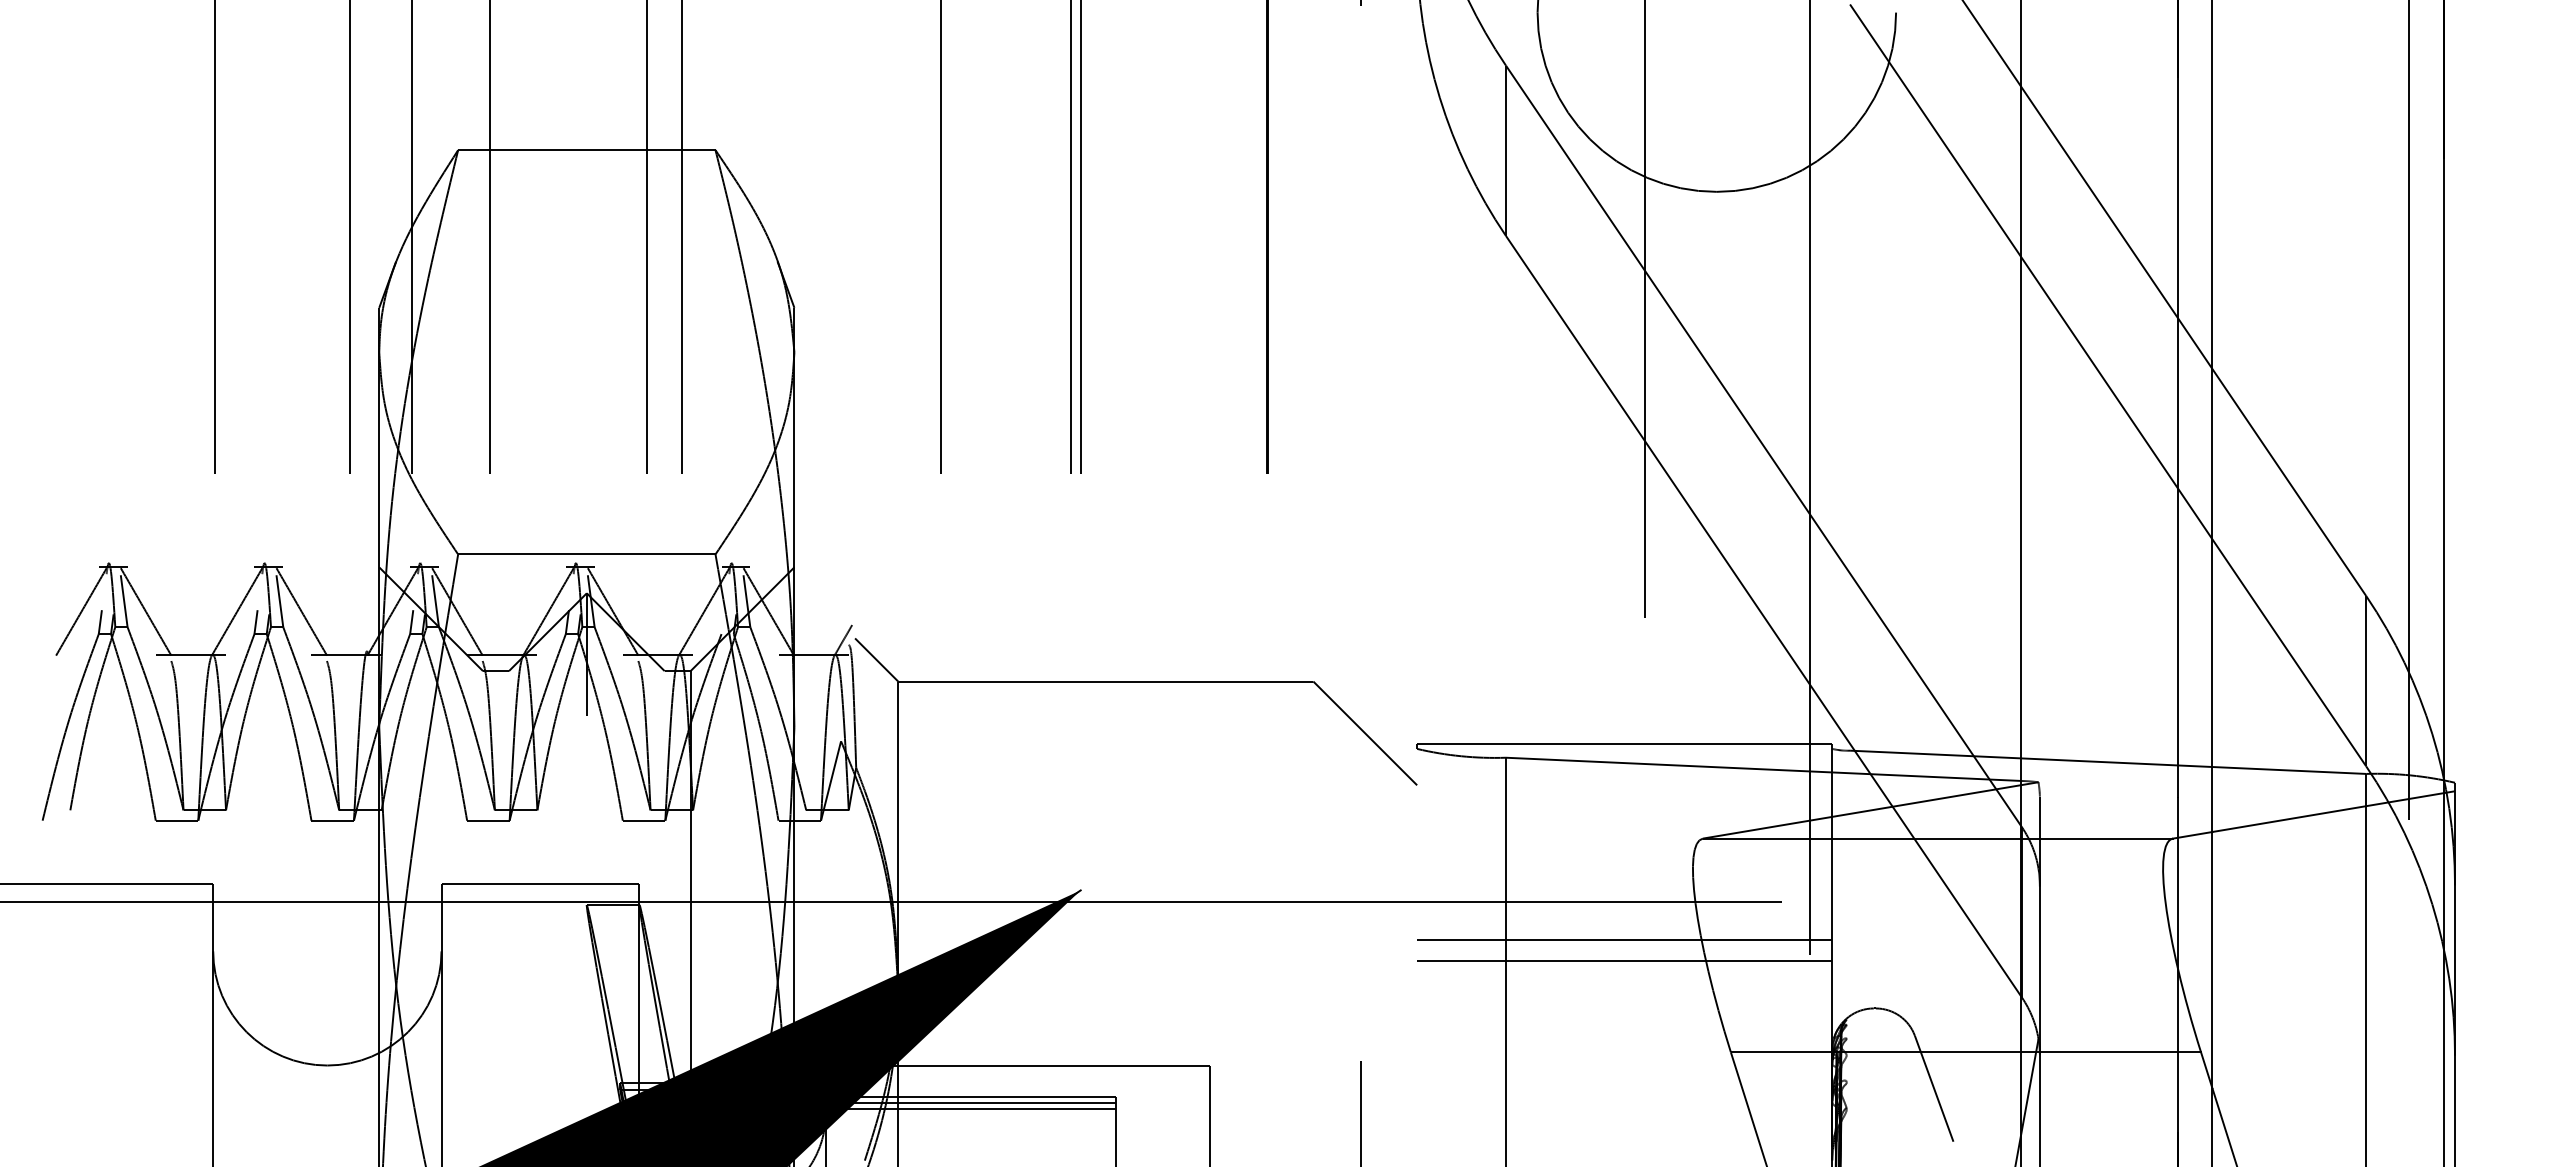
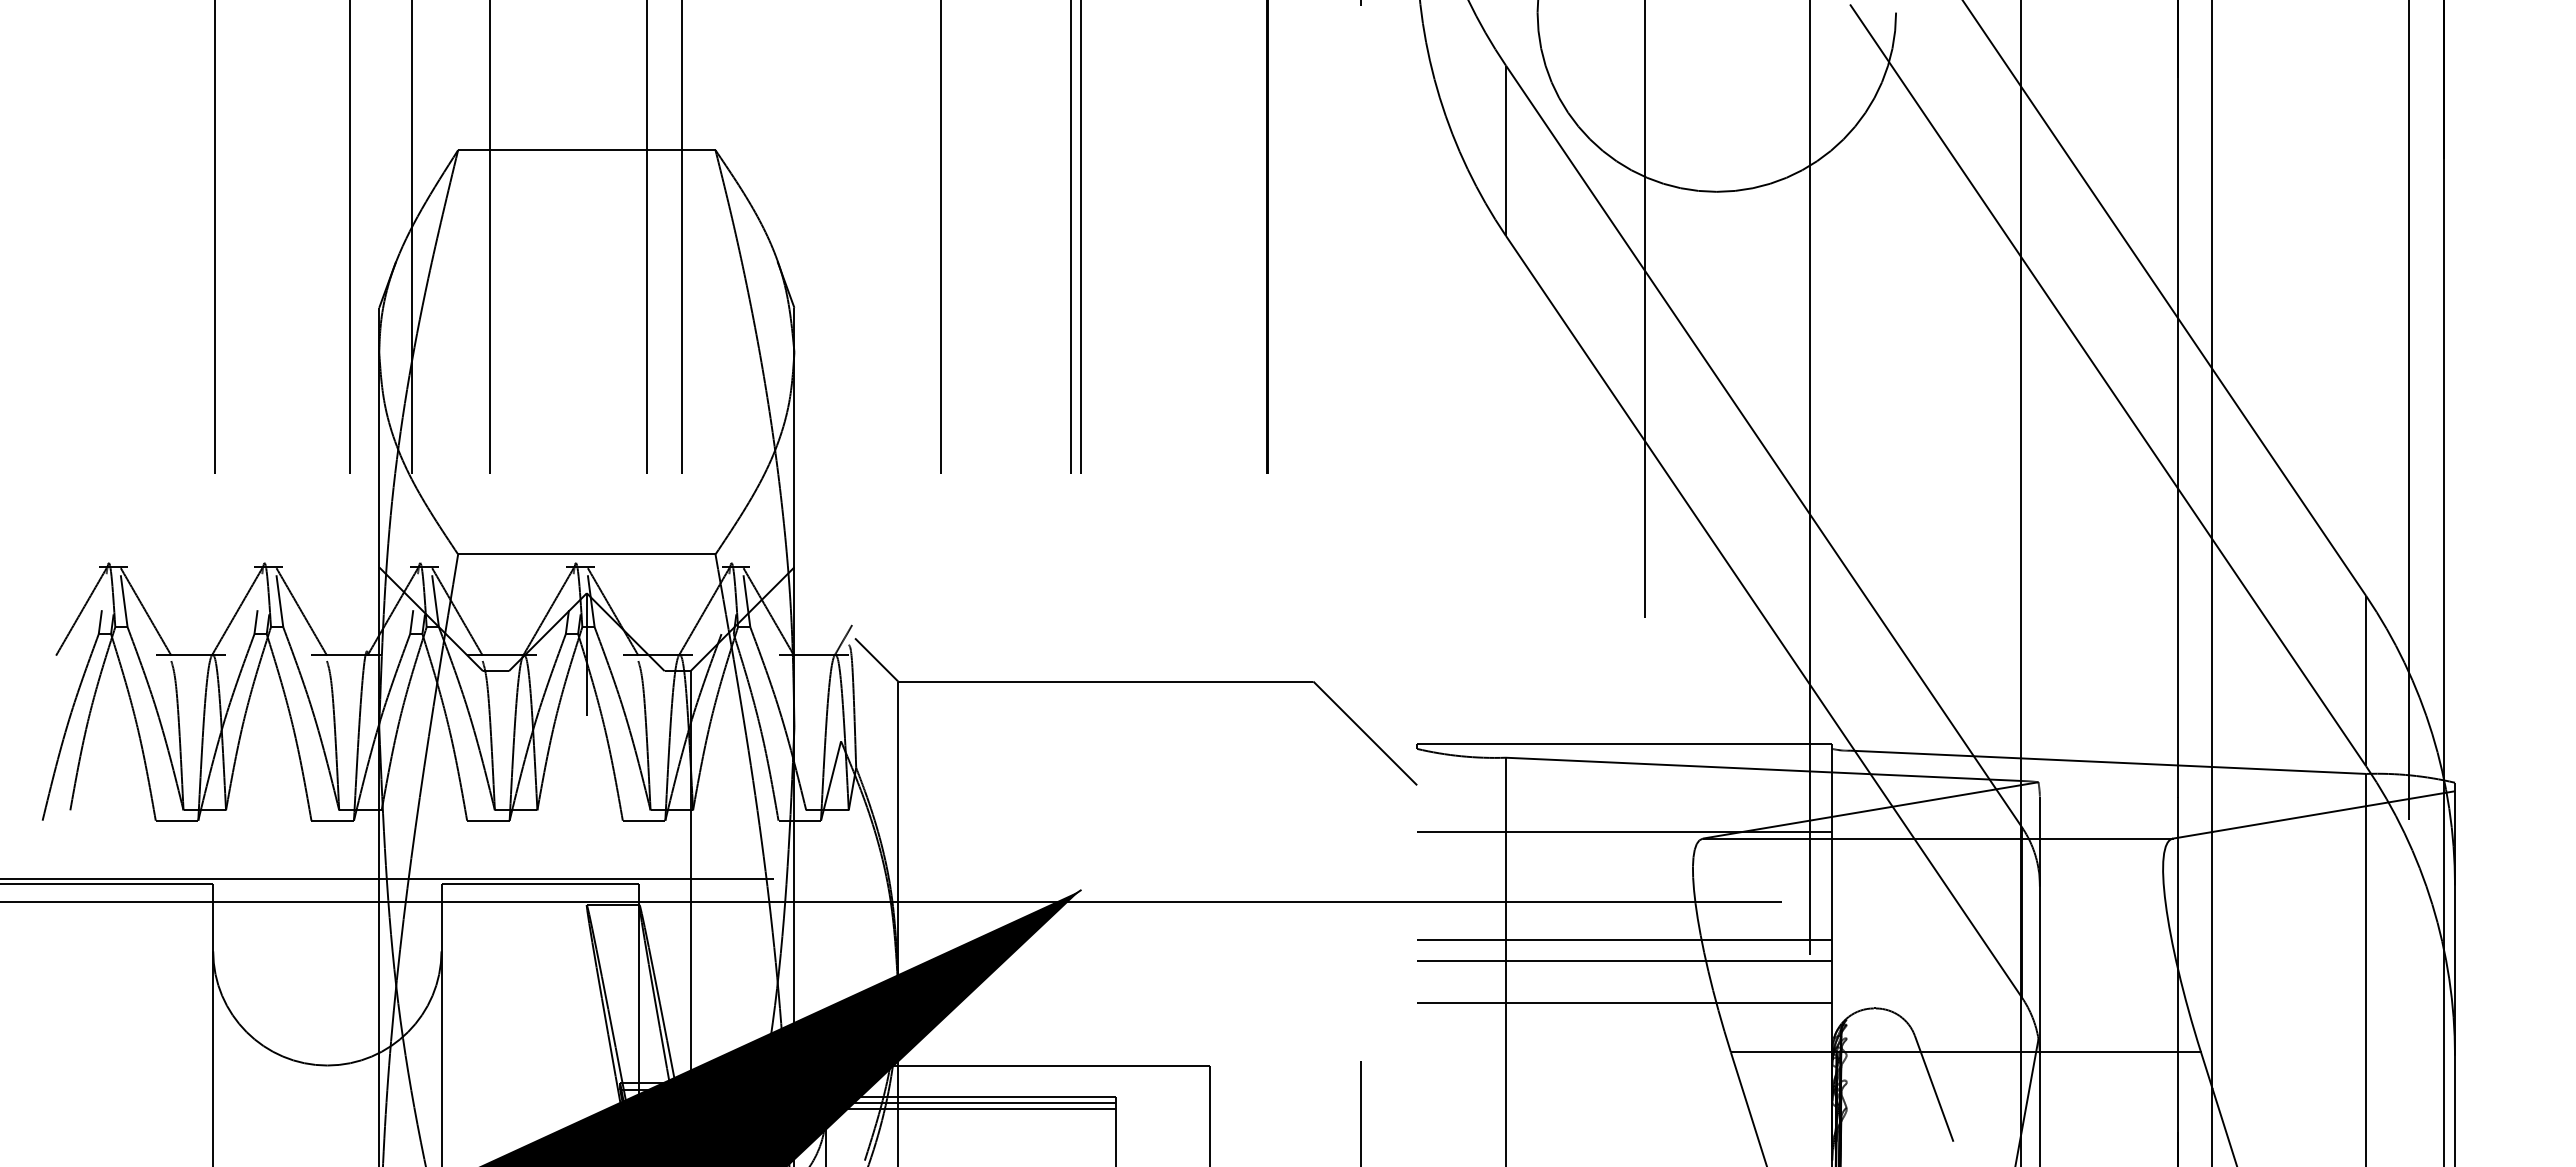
line: none -> present (1624, 832)
line: none -> present (387, 878)
line: none -> present (1624, 1002)
